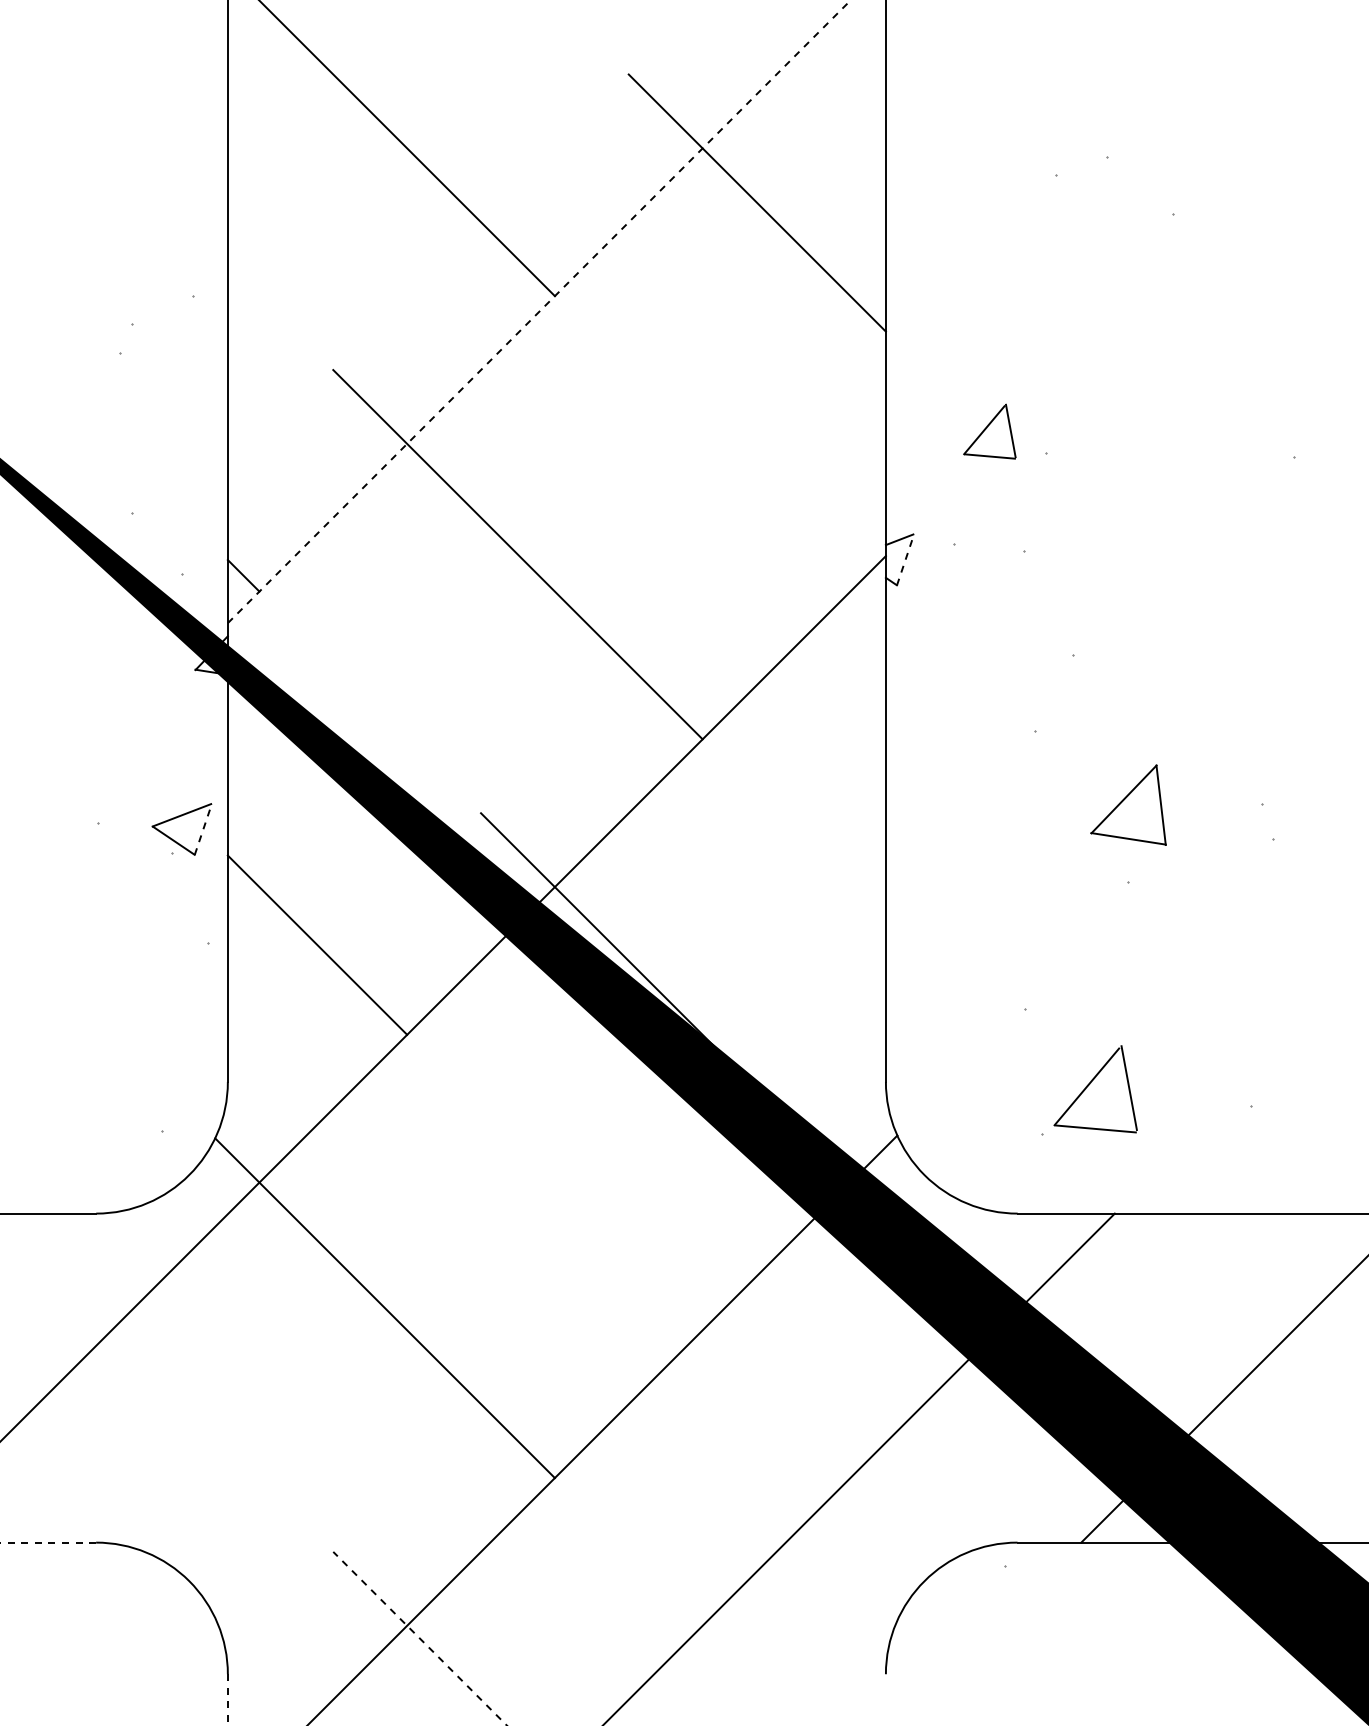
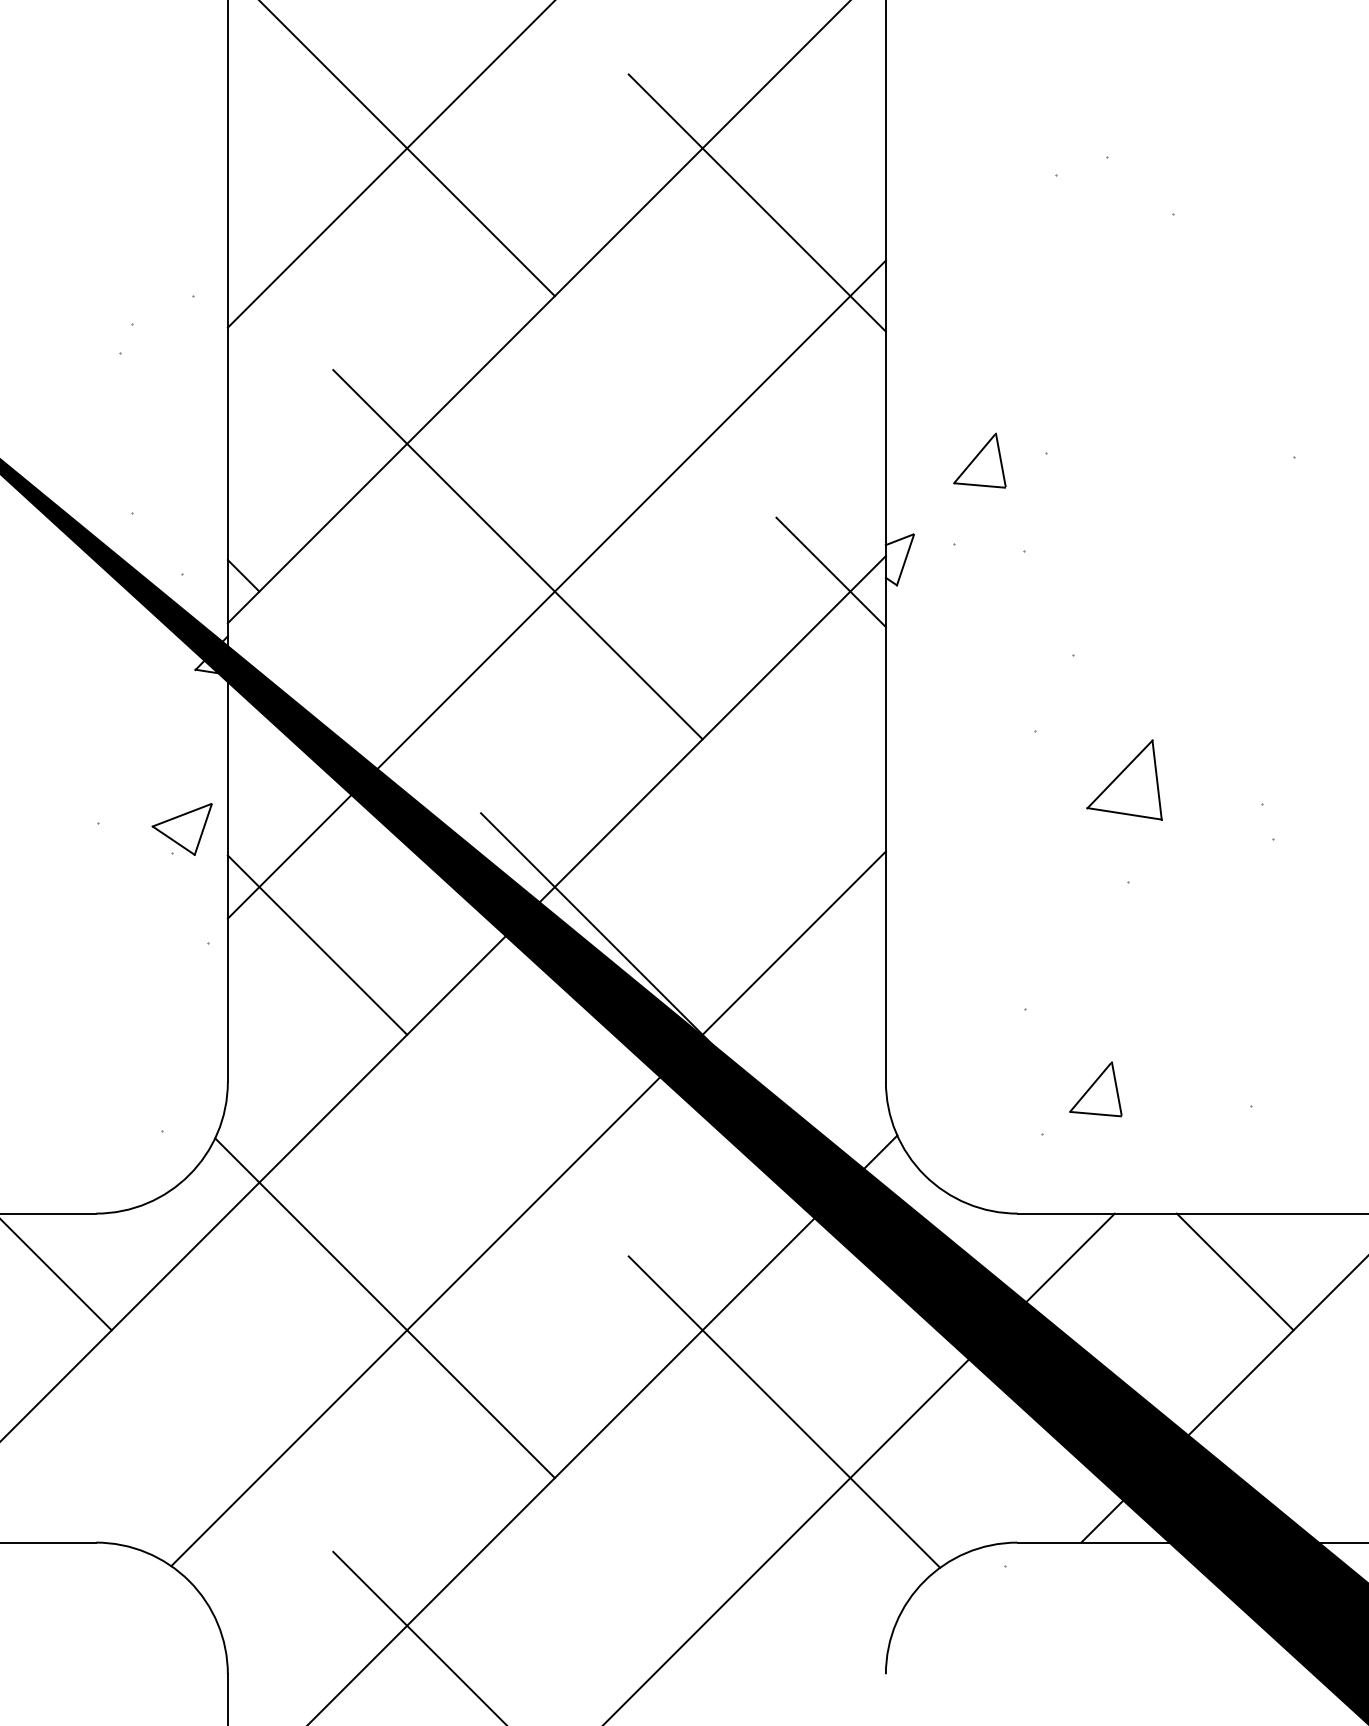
line: none -> present (390, 164)
line: dashed -> solid (539, 311)
part position: (989, 431) -> (979, 460) (979, 460)
line: dashed -> solid (905, 560)
line: none -> present (830, 572)
line: none -> present (556, 589)
part position: (1128, 804) -> (1124, 779) (1124, 779)
line: dashed -> solid (203, 829)
part size: 85x89 px -> 54x57 px (1095, 1089)
line: none -> present (528, 1208)
line: none -> present (1234, 1271)
line: none -> present (56, 1275)
line: none -> present (784, 1411)
line: dashed -> solid (48, 1542)
line: dashed -> solid (420, 1638)
line: dashed -> solid (227, 1700)
